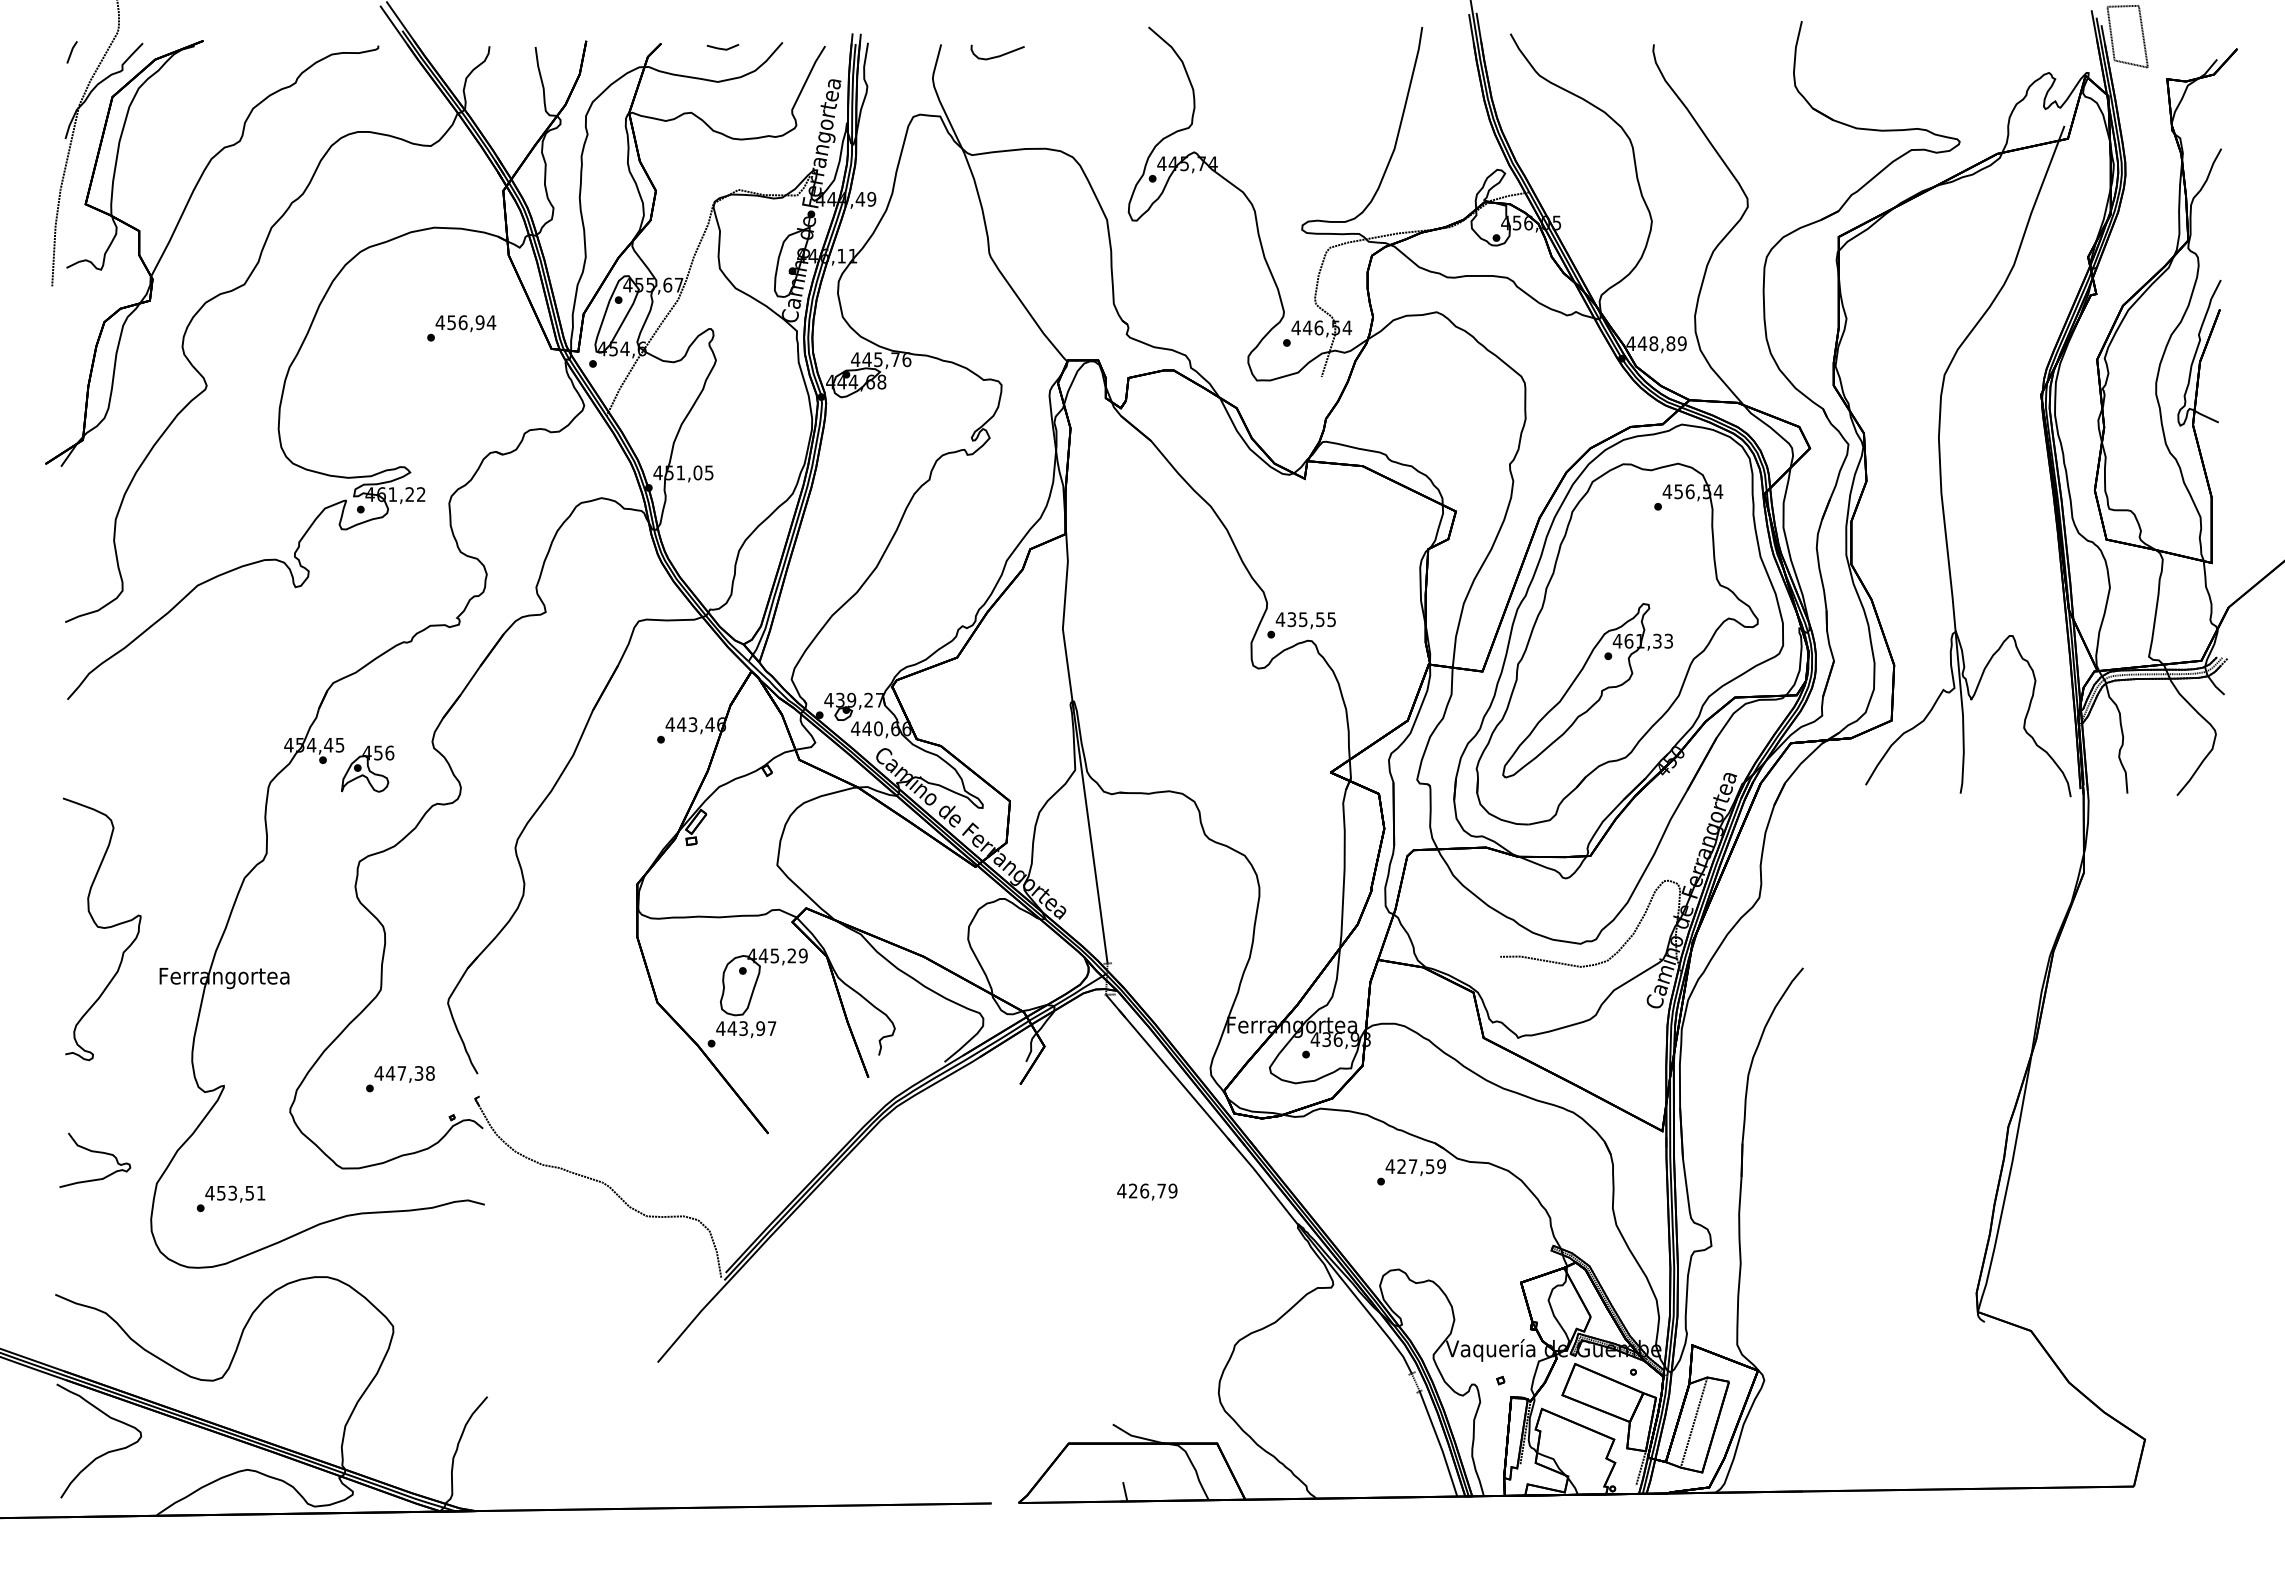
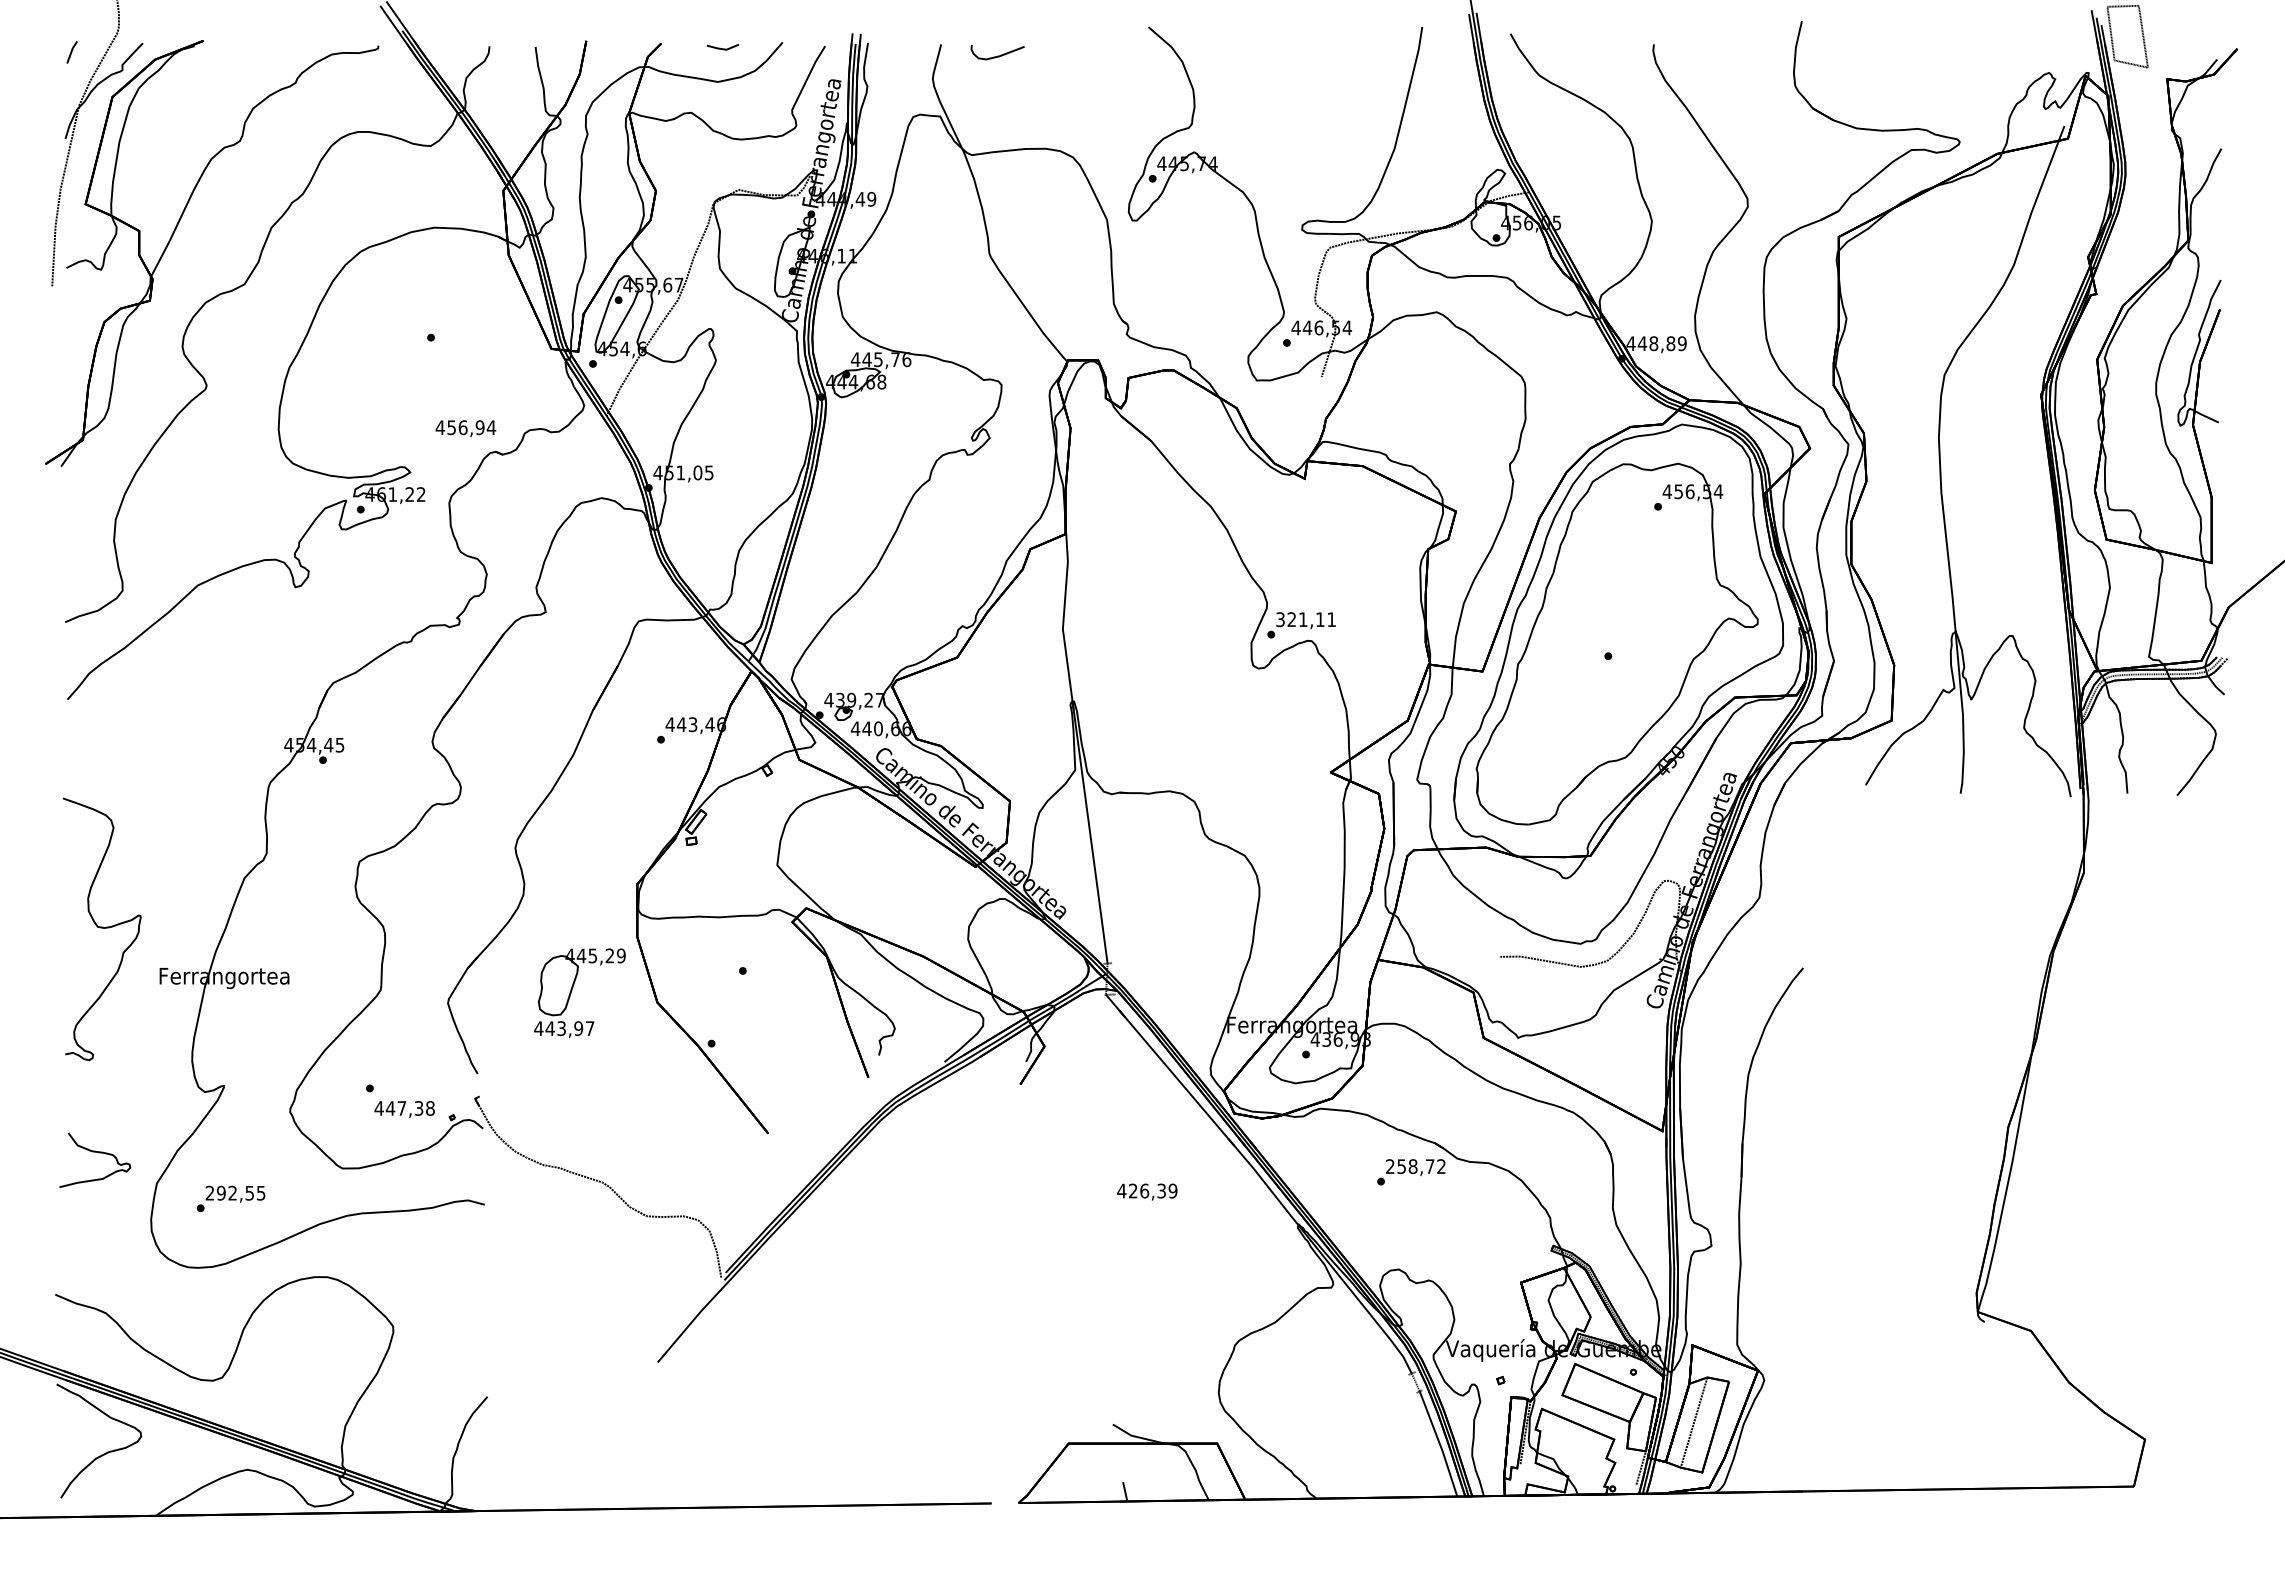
text position: (465, 323) -> (465, 428) (465, 428)
text: 435,55 -> 321,11 (1305, 619)
part: present -> none (1587, 690)
part: present -> none (367, 768)
part position: (754, 990) -> (572, 990) (572, 990)
text position: (404, 1074) -> (404, 1109) (404, 1109)
text: 427,59 -> 258,72 (1415, 1166)
text: 426,79 -> 426,39 (1161, 1190)
text: 453,51 -> 292,55 (235, 1192)
